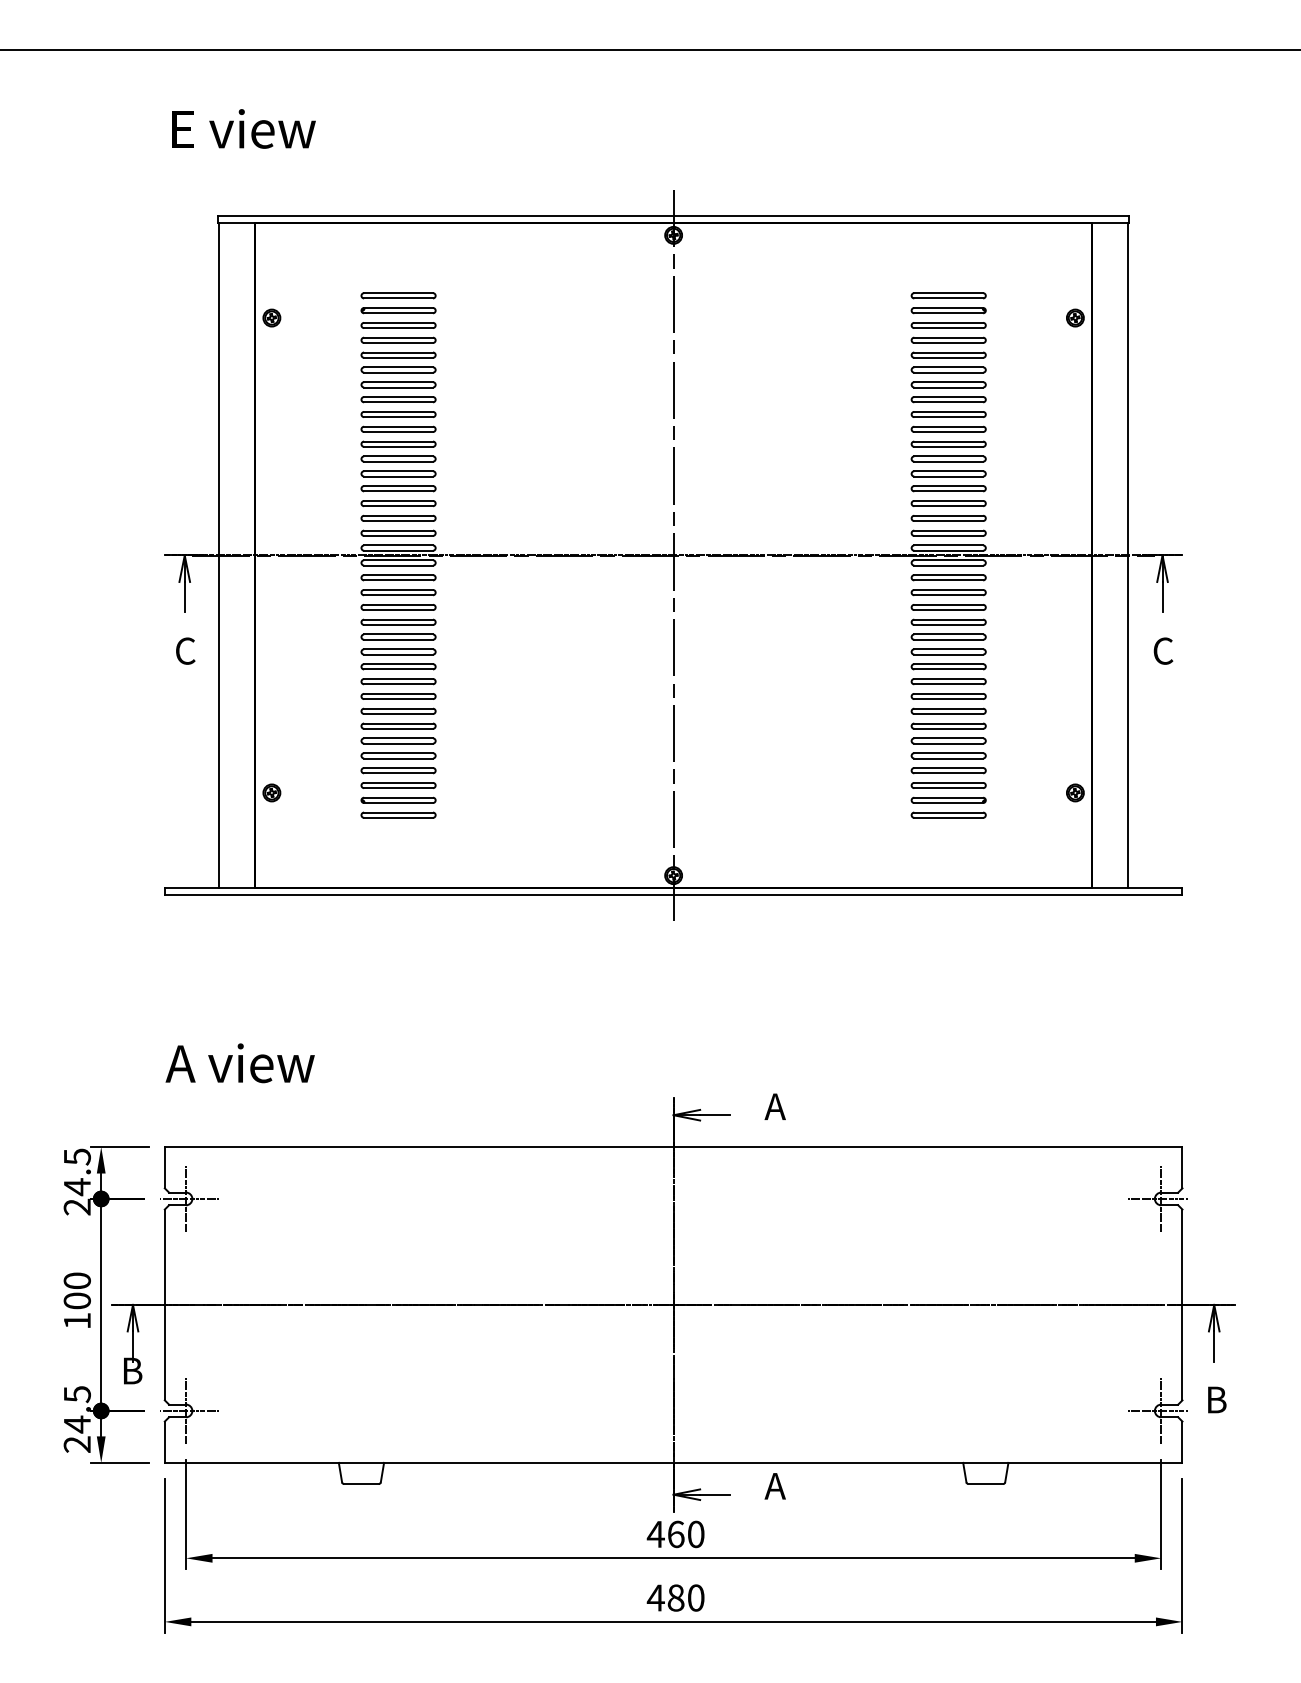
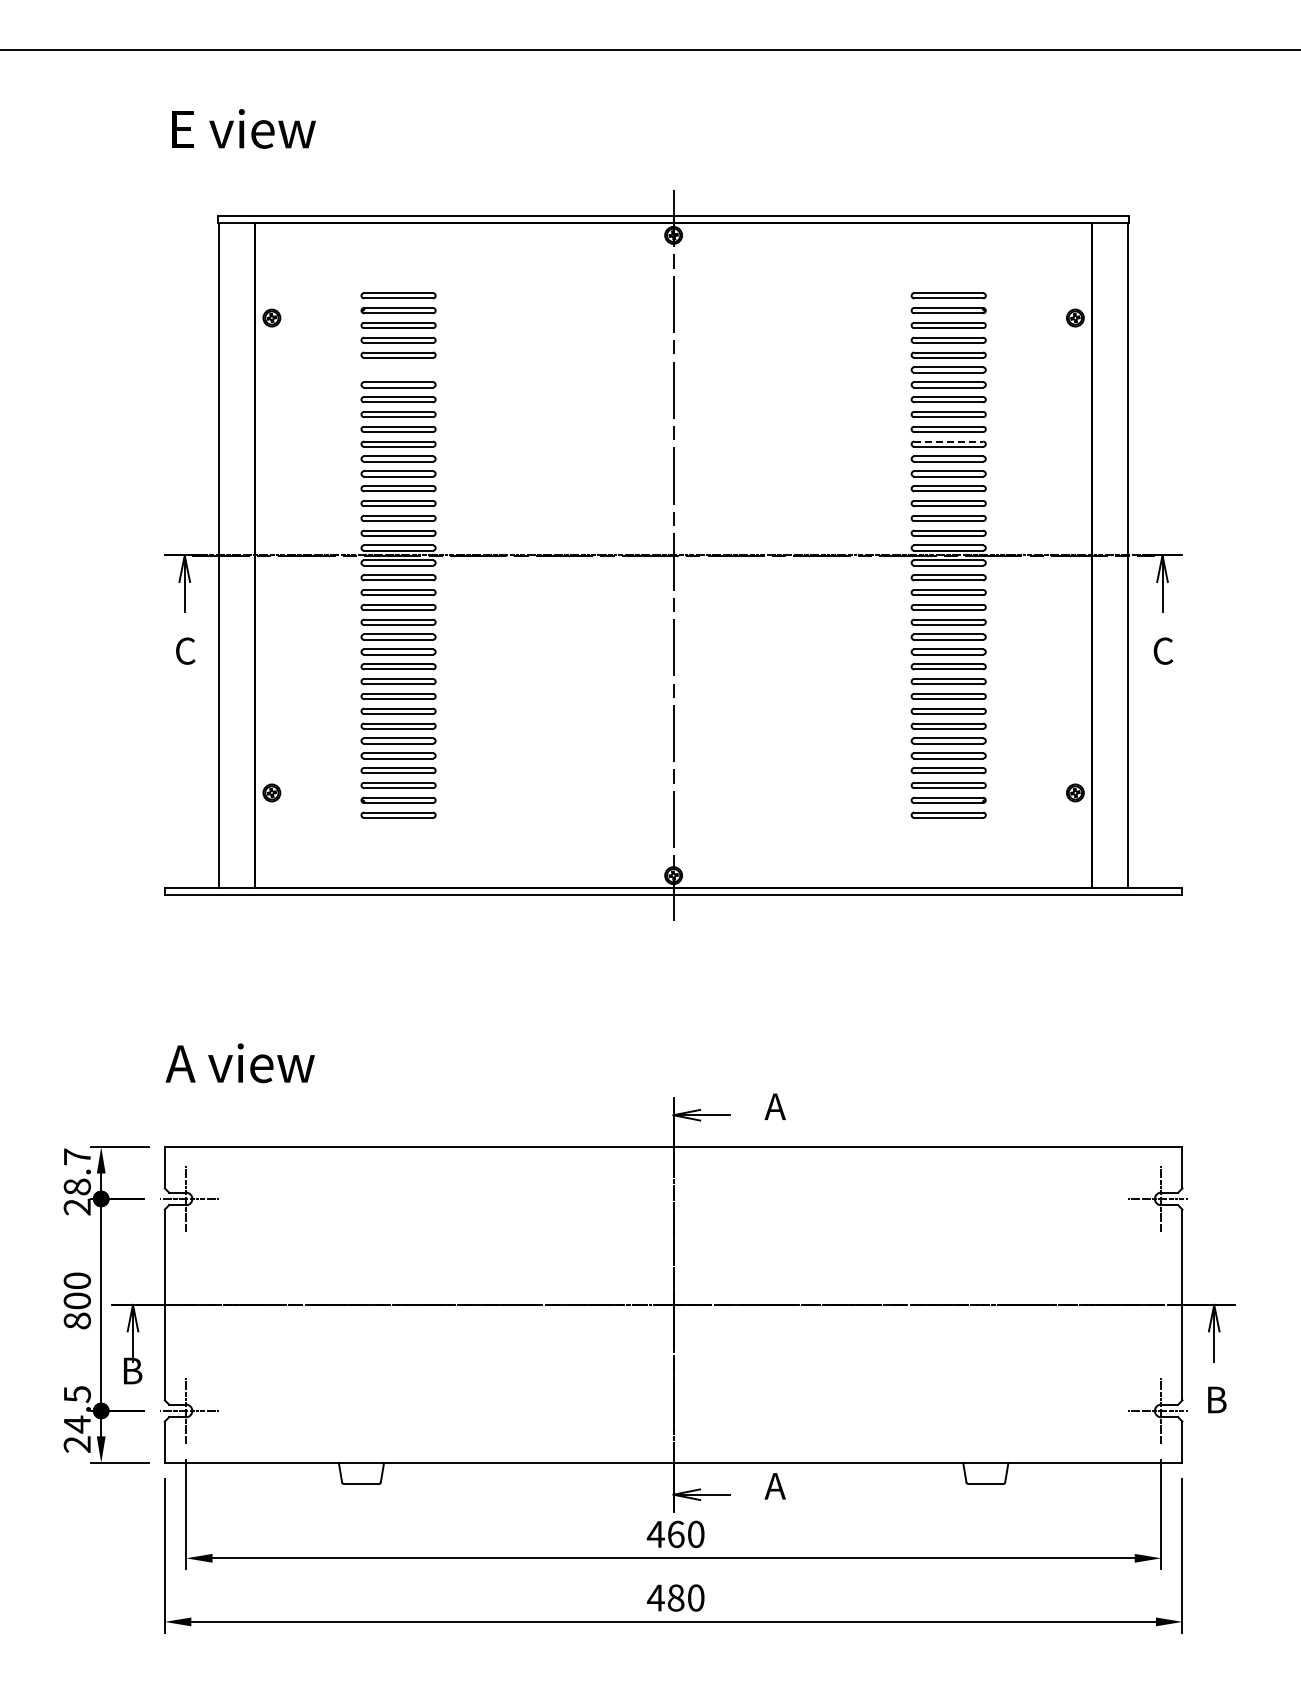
part: present -> none (398, 369)
line: solid -> dashed (949, 441)
text: 24.5 -> 28.7 (76, 1172)
text: 100 -> 800 (76, 1320)
